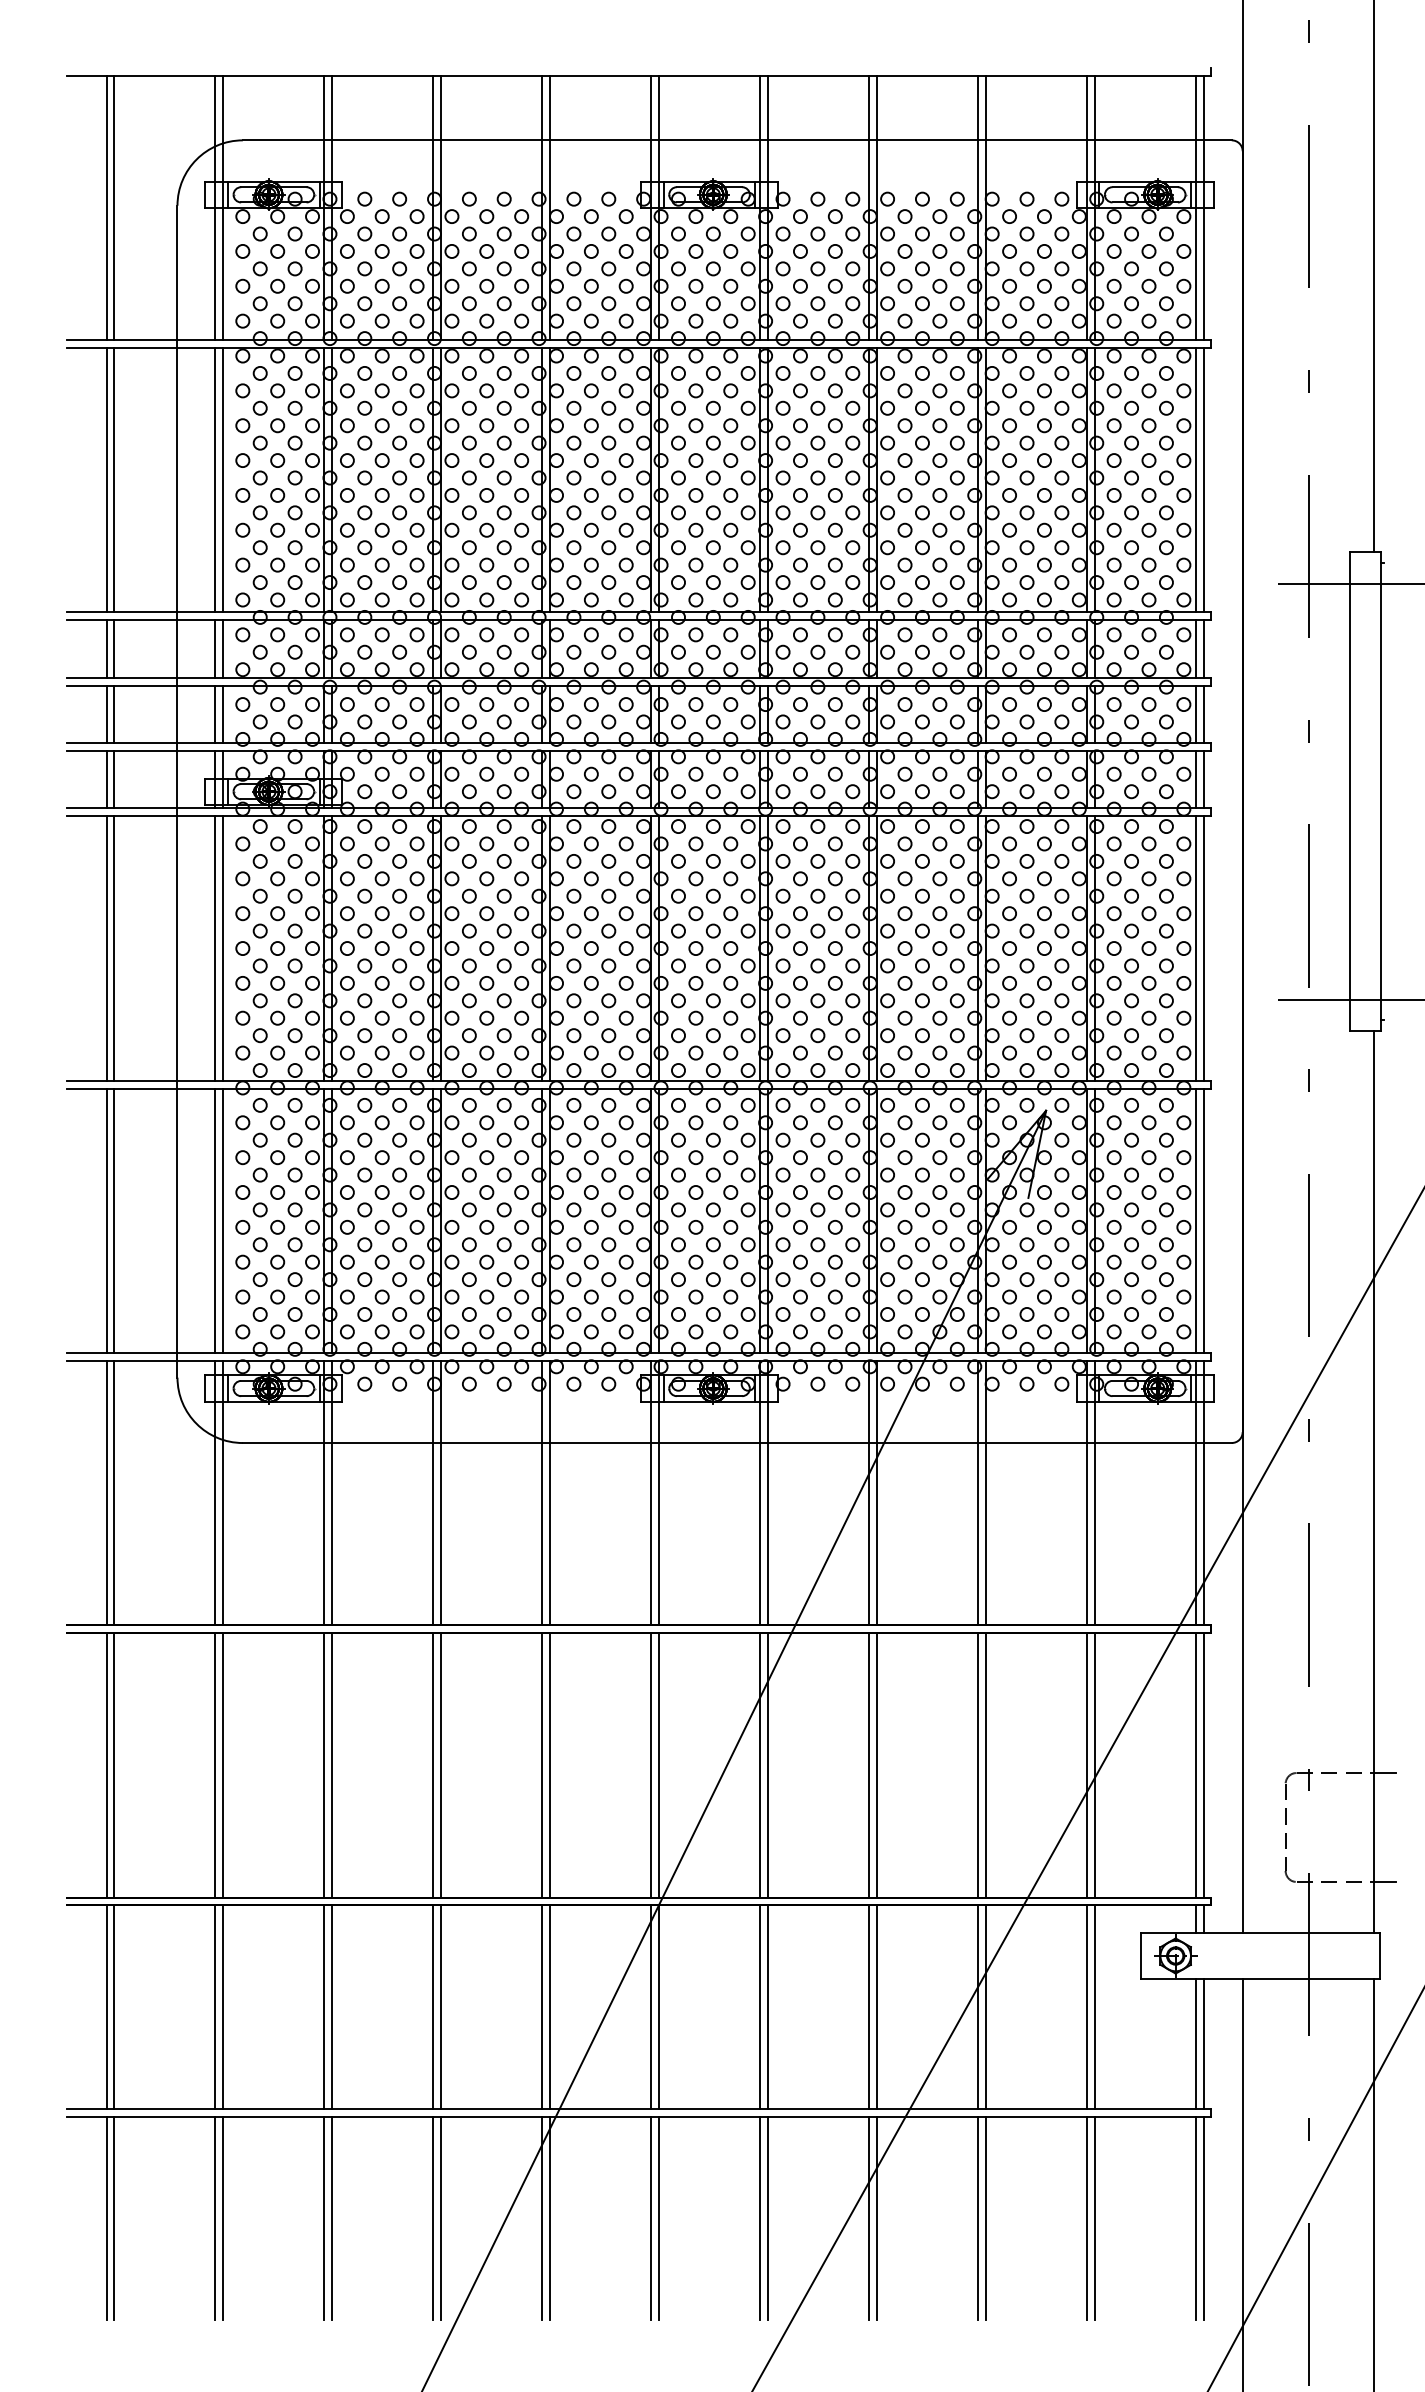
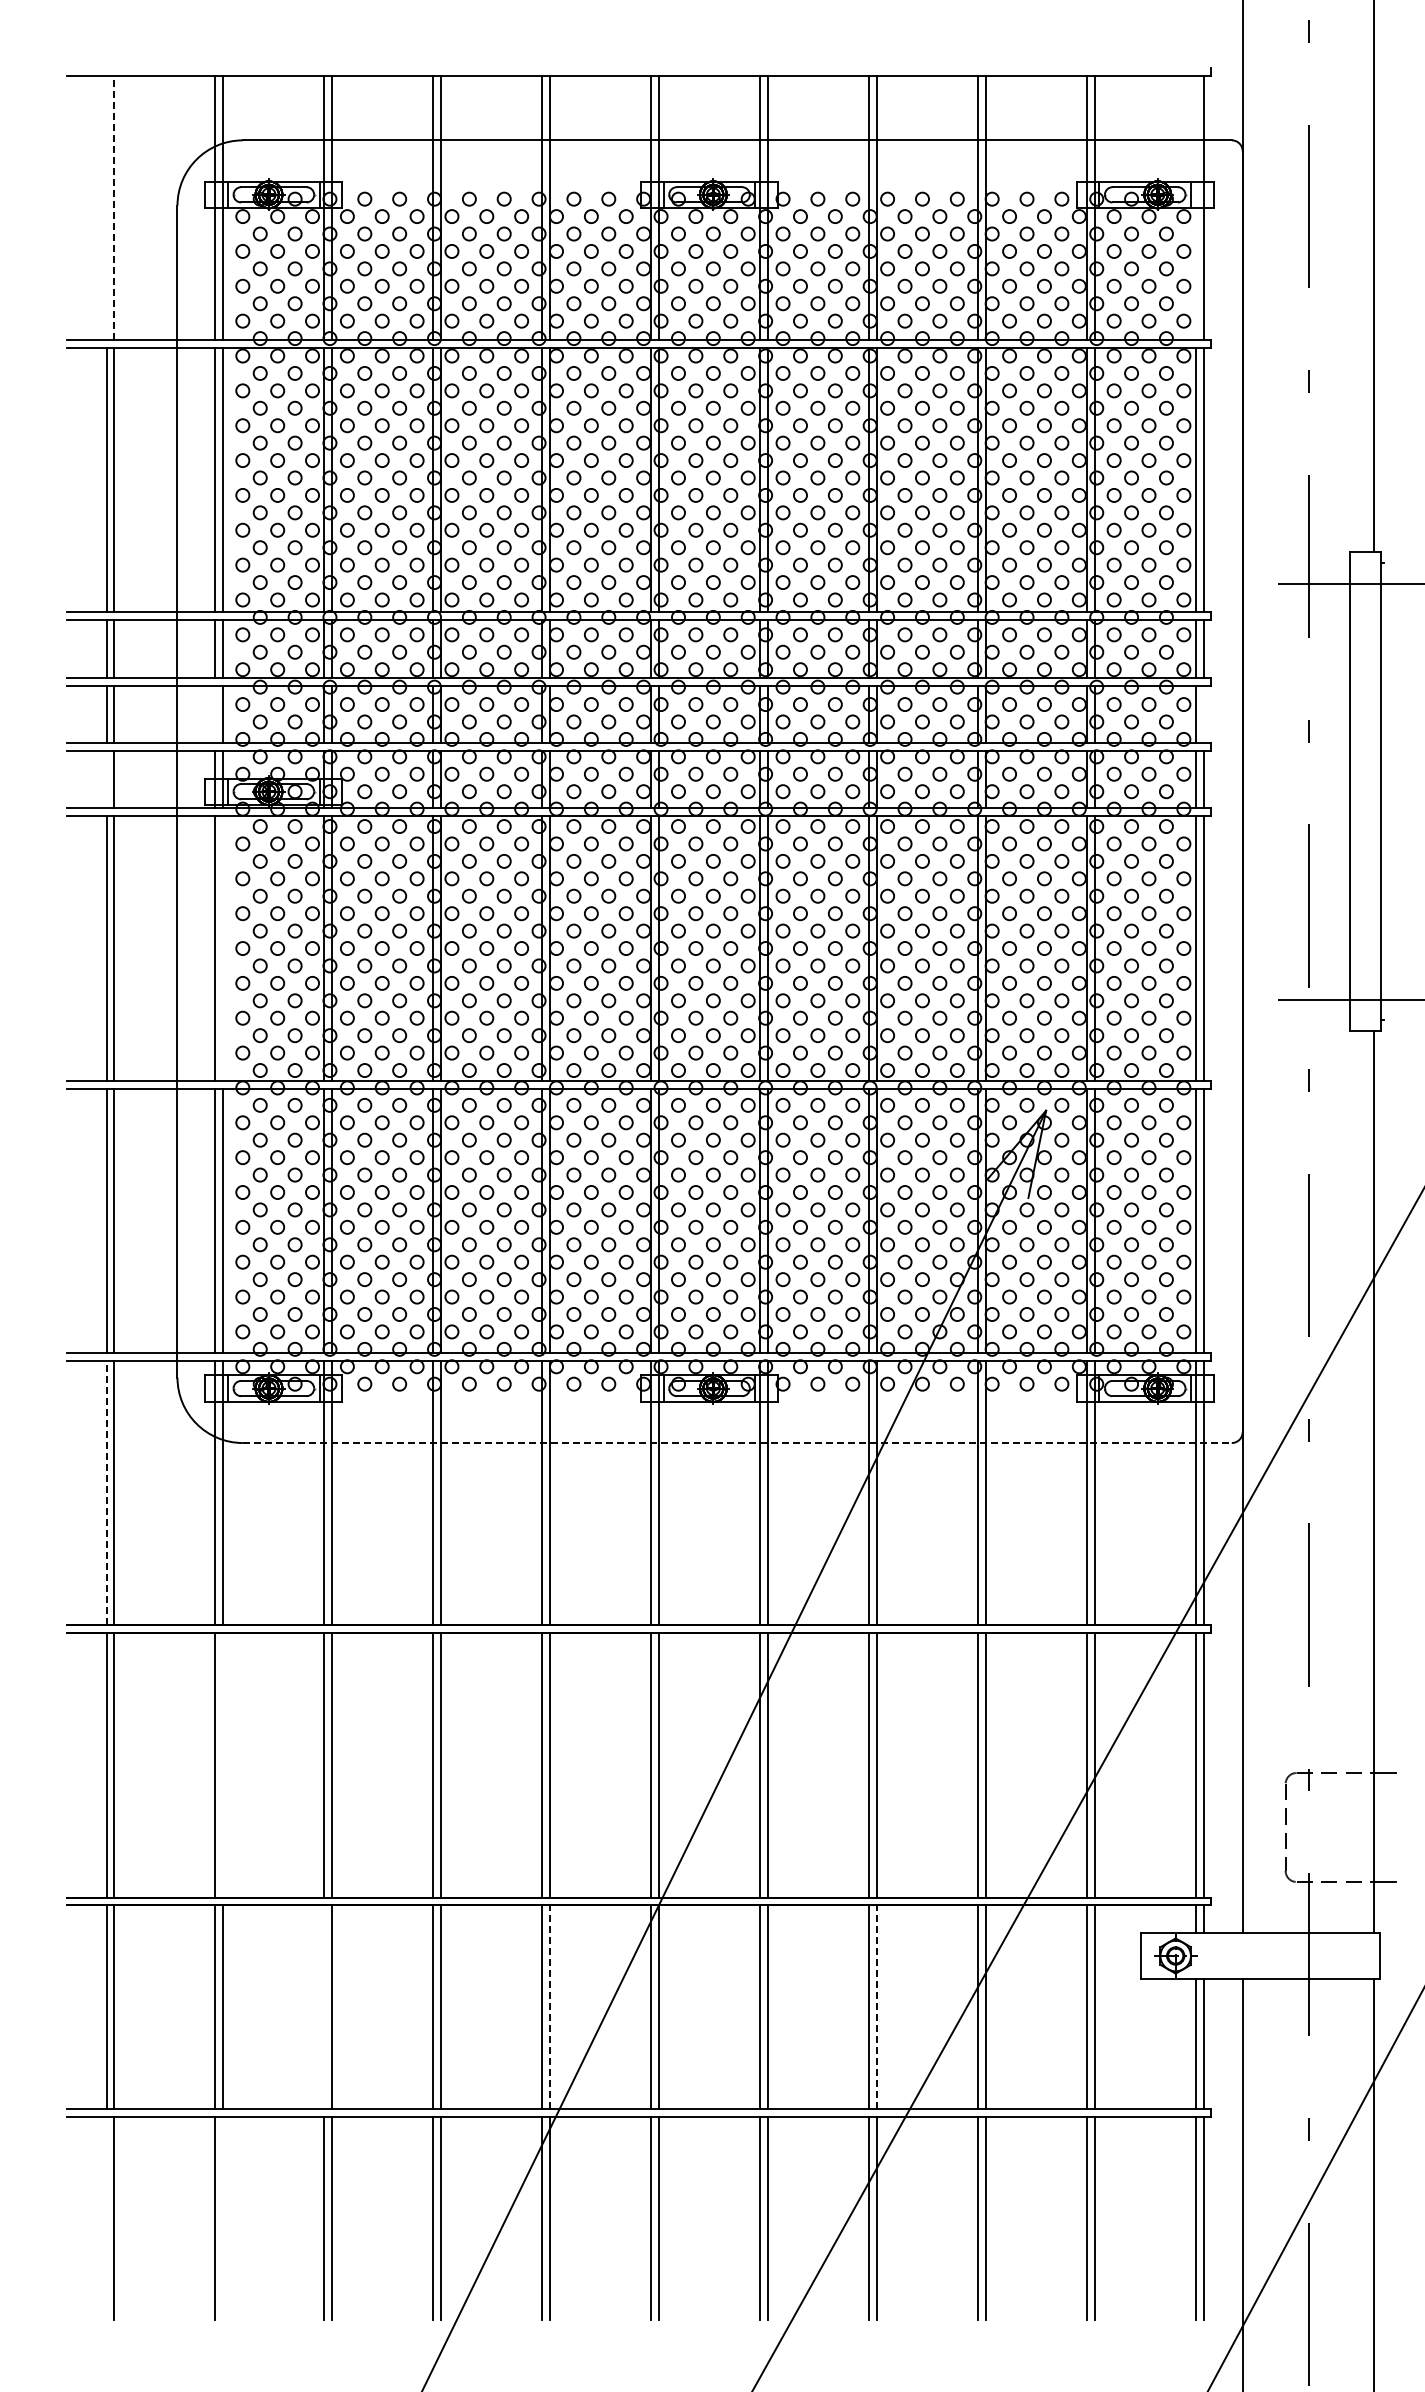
line: present -> none (106, 207)
line: solid -> dashed (114, 207)
line: present -> none (1195, 207)
line: present -> none (215, 714)
line: present -> none (1203, 714)
line: present -> none (106, 779)
line: present -> none (223, 948)
line: solid -> dashed (737, 1443)
line: solid -> dashed (106, 1492)
line: present -> none (223, 1765)
line: present -> none (324, 2006)
line: solid -> dashed (550, 2007)
line: solid -> dashed (876, 2007)
line: present -> none (106, 2218)
line: present -> none (223, 2218)
